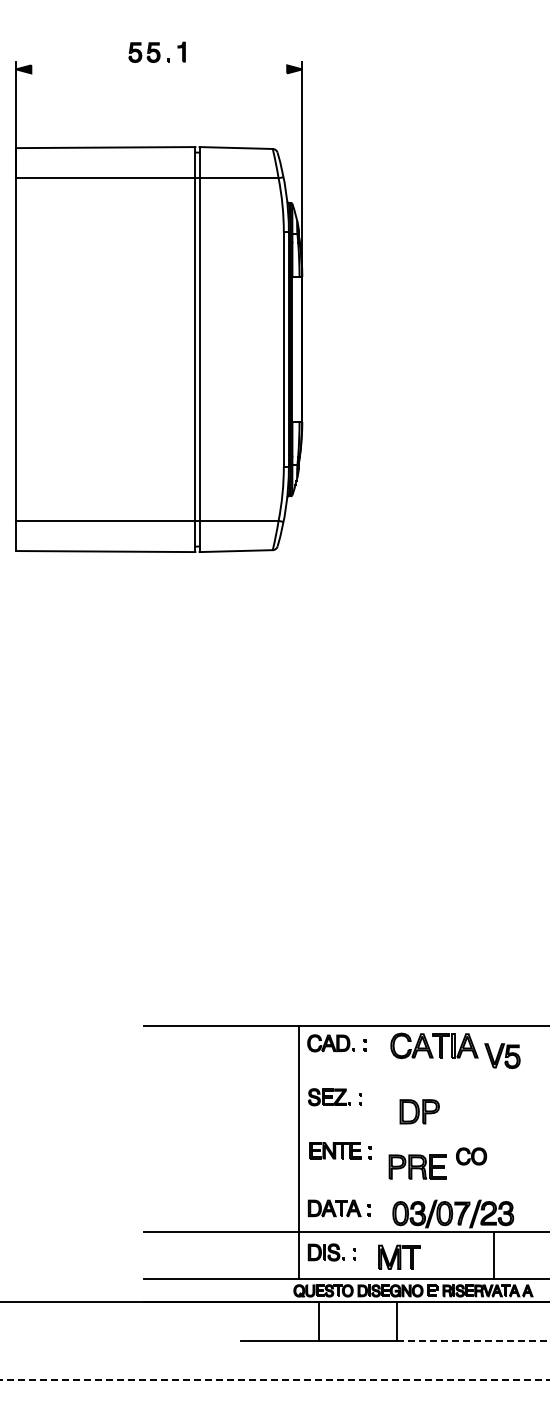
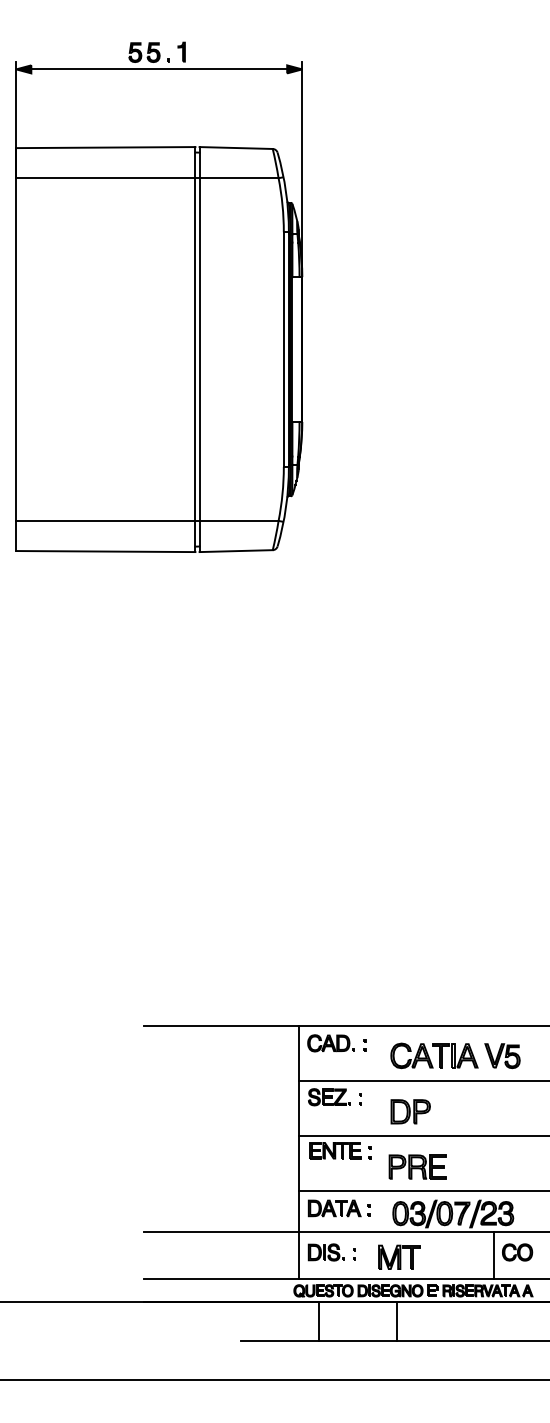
line: none -> present (159, 69)
part position: (434, 1045) -> (434, 1055) (434, 1055)
line: none -> present (422, 1080)
part position: (419, 1111) -> (410, 1111) (410, 1111)
line: none -> present (422, 1136)
part position: (471, 1156) -> (517, 1252) (517, 1252)
line: none -> present (422, 1191)
line: dashed -> solid (473, 1341)
line: dashed -> solid (275, 1380)
